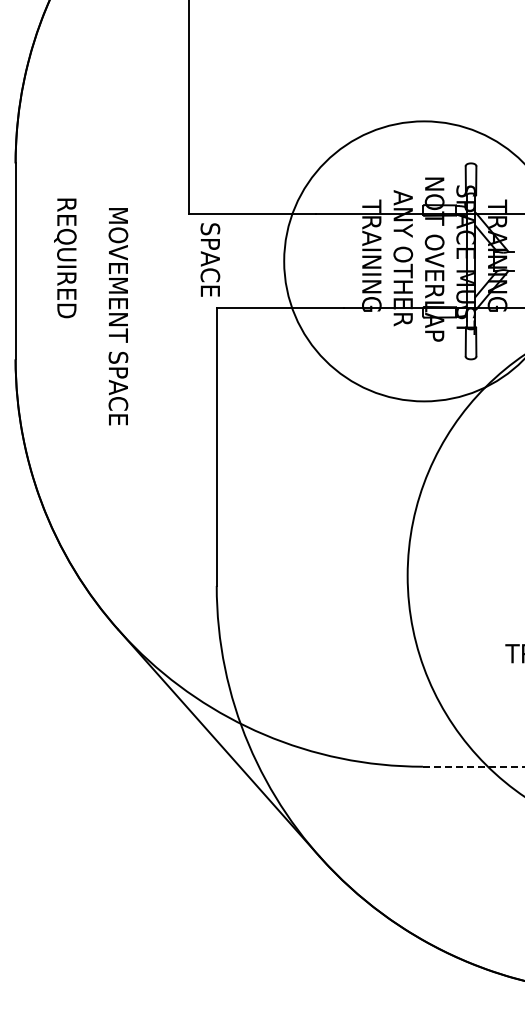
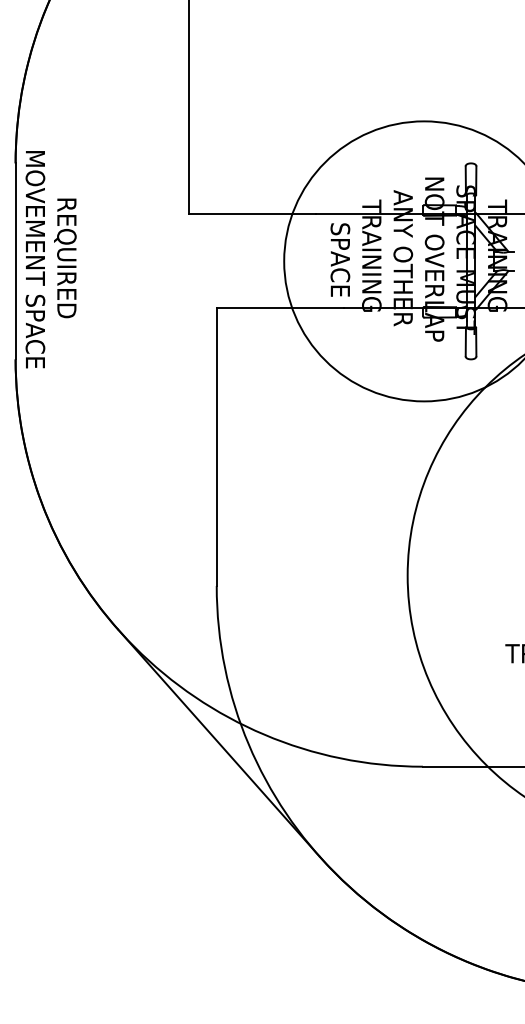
text position: (210, 259) -> (340, 259) (340, 259)
text position: (118, 316) -> (35, 259) (35, 259)
line: dashed -> solid (473, 766)
